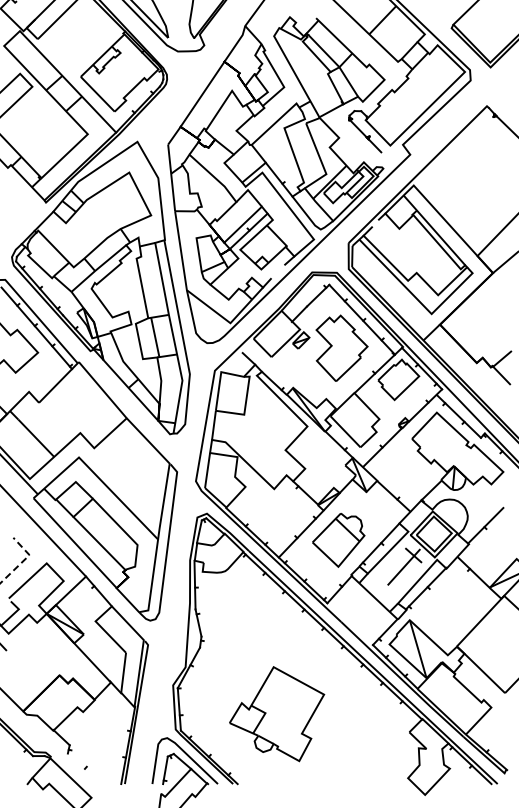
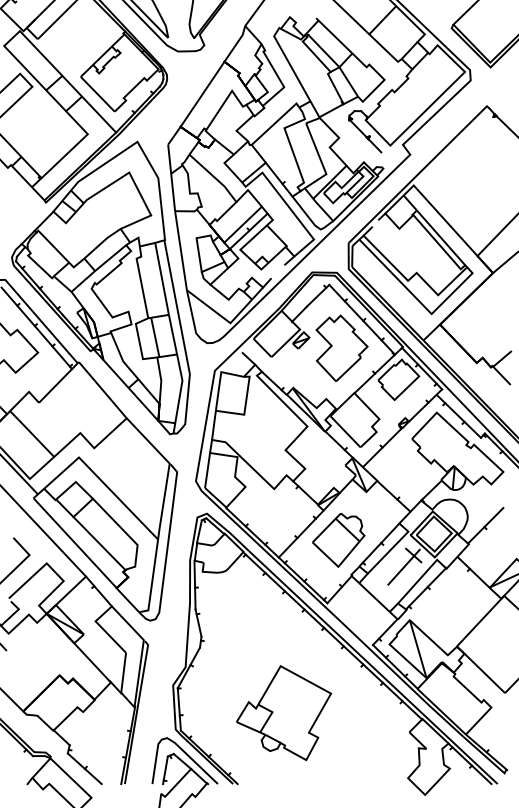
line: dashed -> solid (23, 560)
part position: (277, 714) -> (284, 713) (284, 713)
line: none -> present (84, 768)
